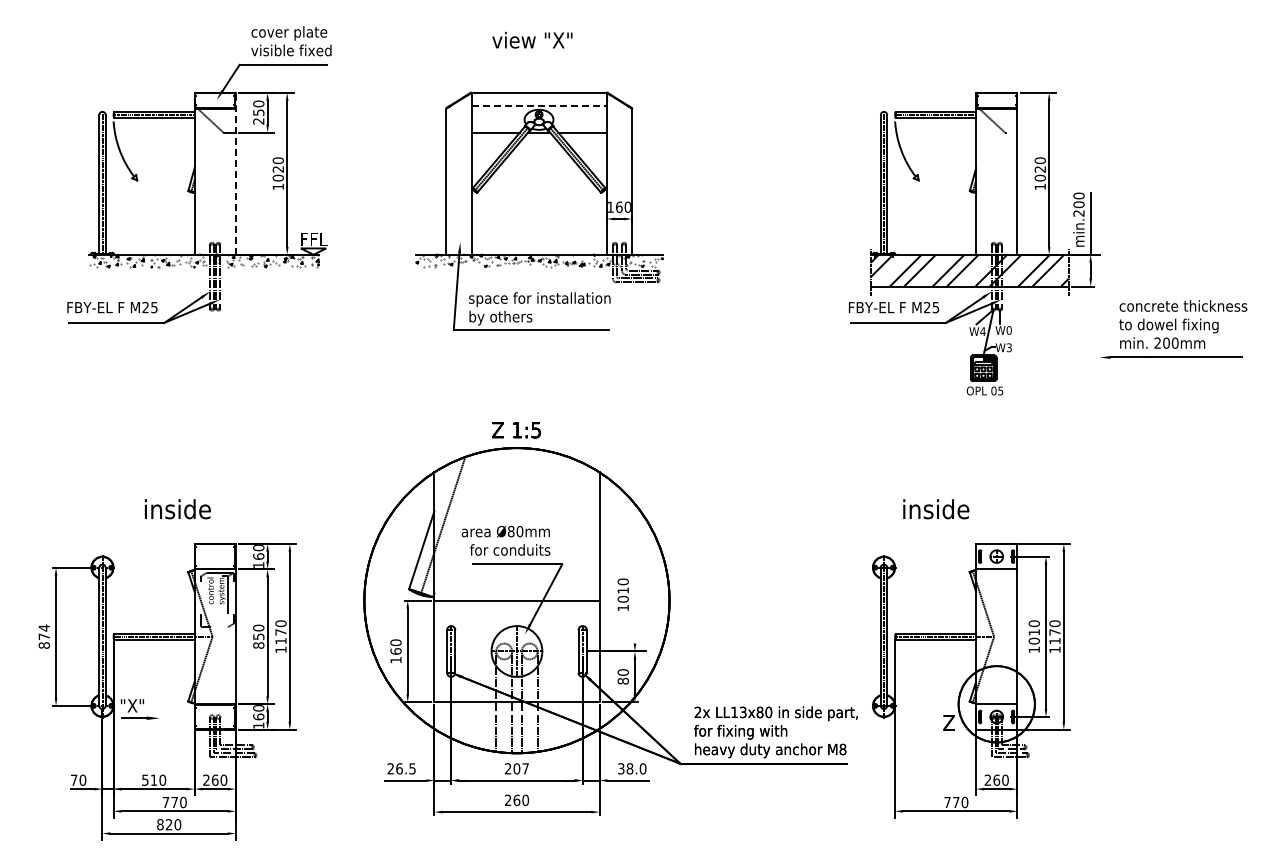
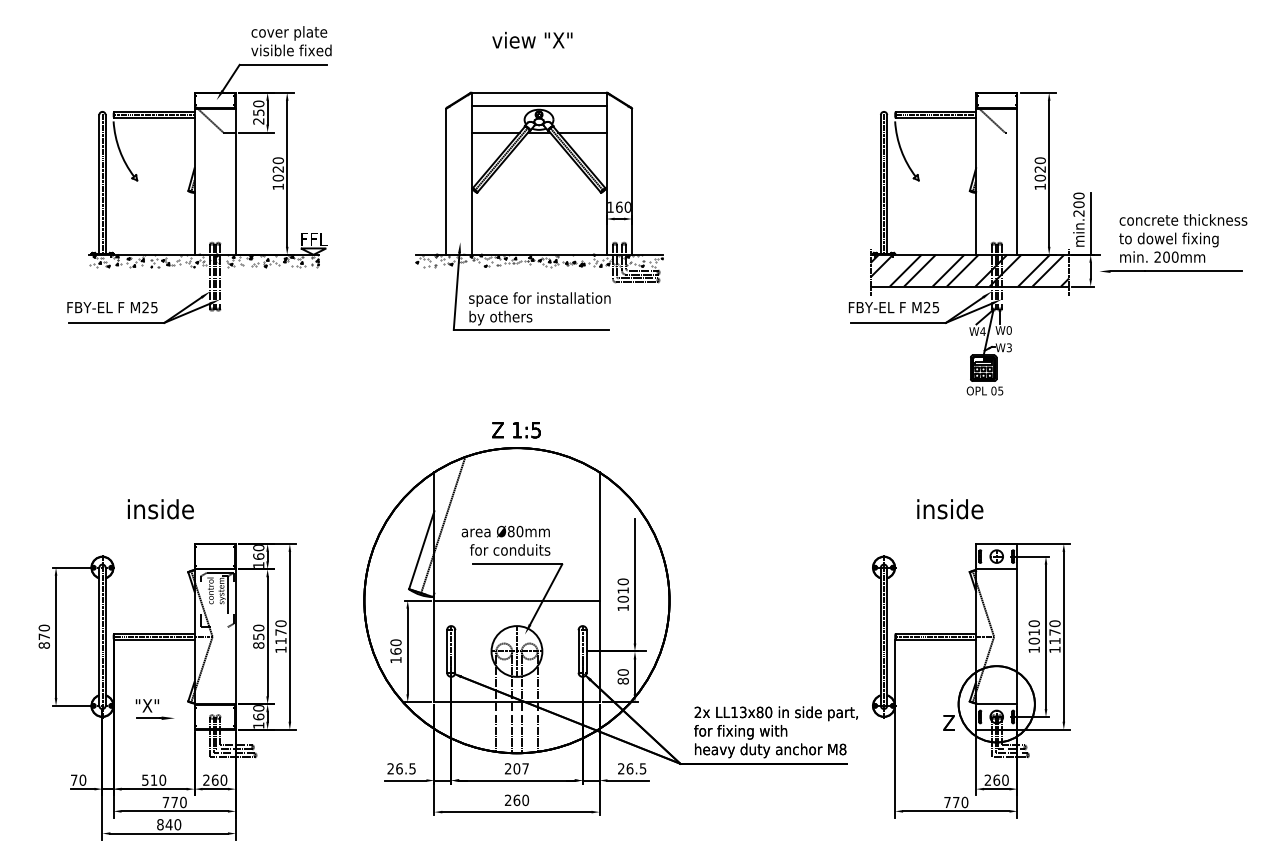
line: dashed -> solid (539, 105)
line: dashed -> solid (235, 173)
part position: (1173, 329) -> (1173, 243) (1173, 243)
text position: (177, 509) -> (160, 509) (160, 509)
text position: (936, 509) -> (950, 509) (950, 509)
line: none -> present (634, 581)
text: 874 -> 870 (43, 627)
part position: (139, 709) -> (154, 709) (154, 709)
text: 38.0 -> 26.5 (632, 768)
text: 820 -> 840 (168, 824)
